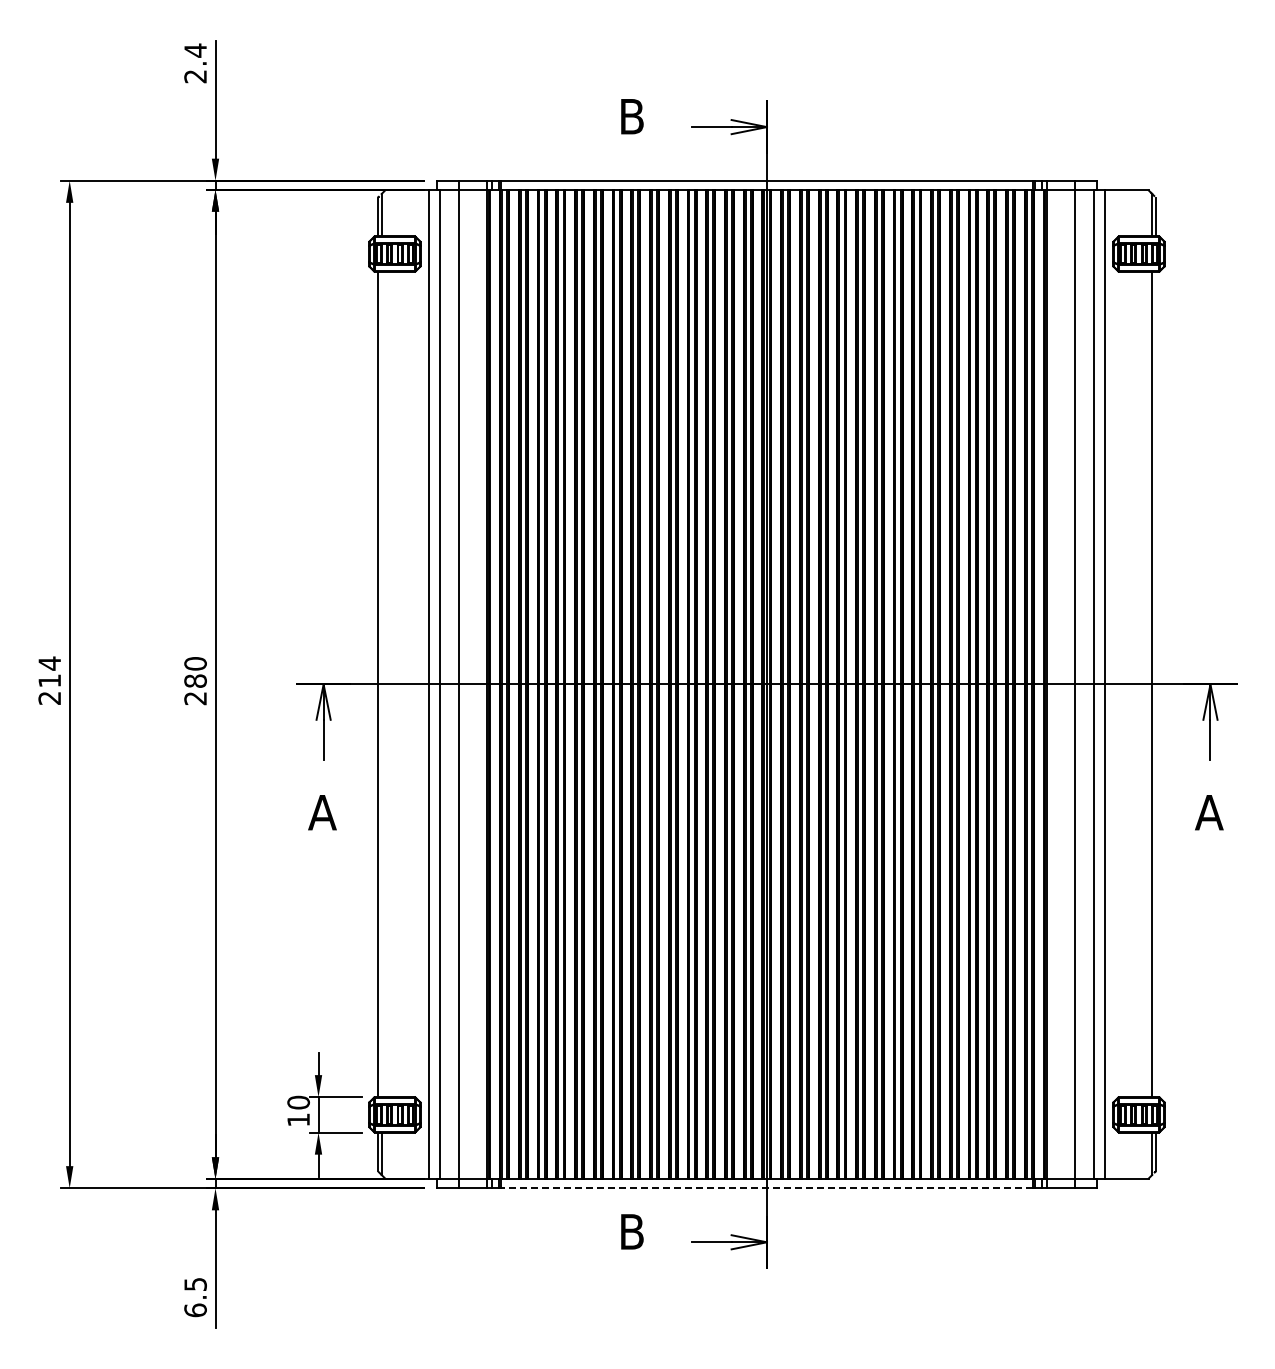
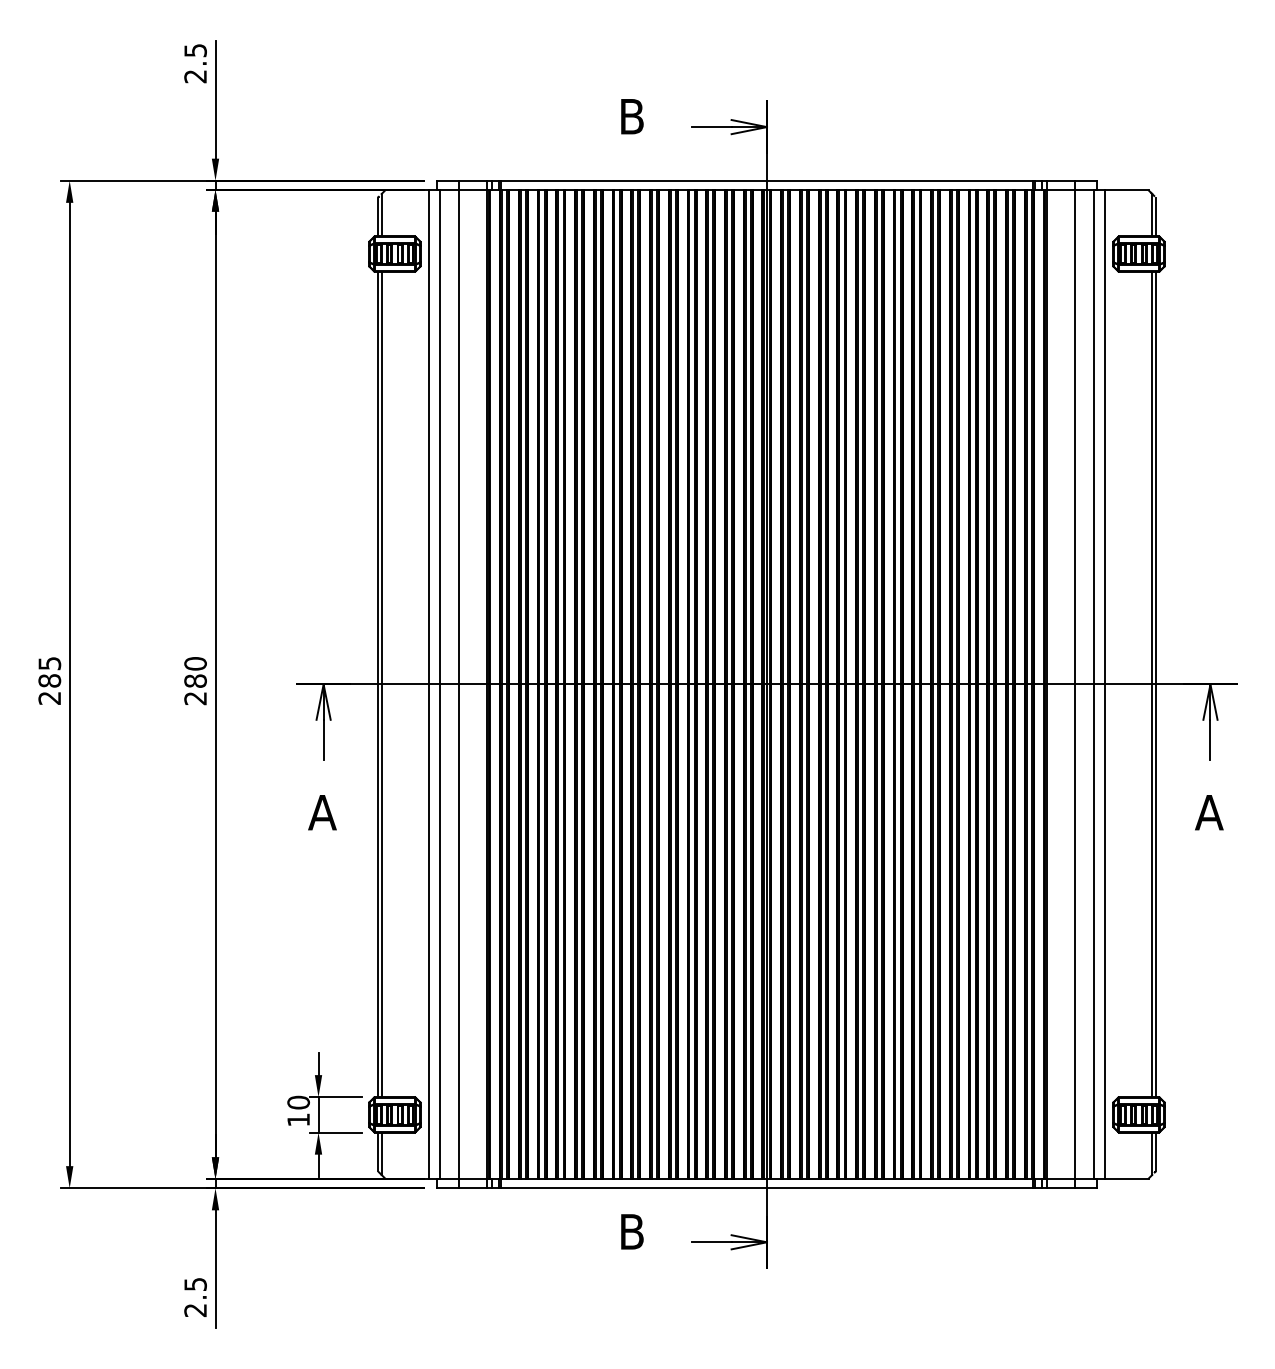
text: 2.4 -> 2.5 (195, 50)
text: 214 -> 285 (49, 671)
line: none -> present (381, 684)
line: none -> present (1155, 684)
line: dashed -> solid (766, 1188)
text: 6.5 -> 2.5 (195, 1310)
